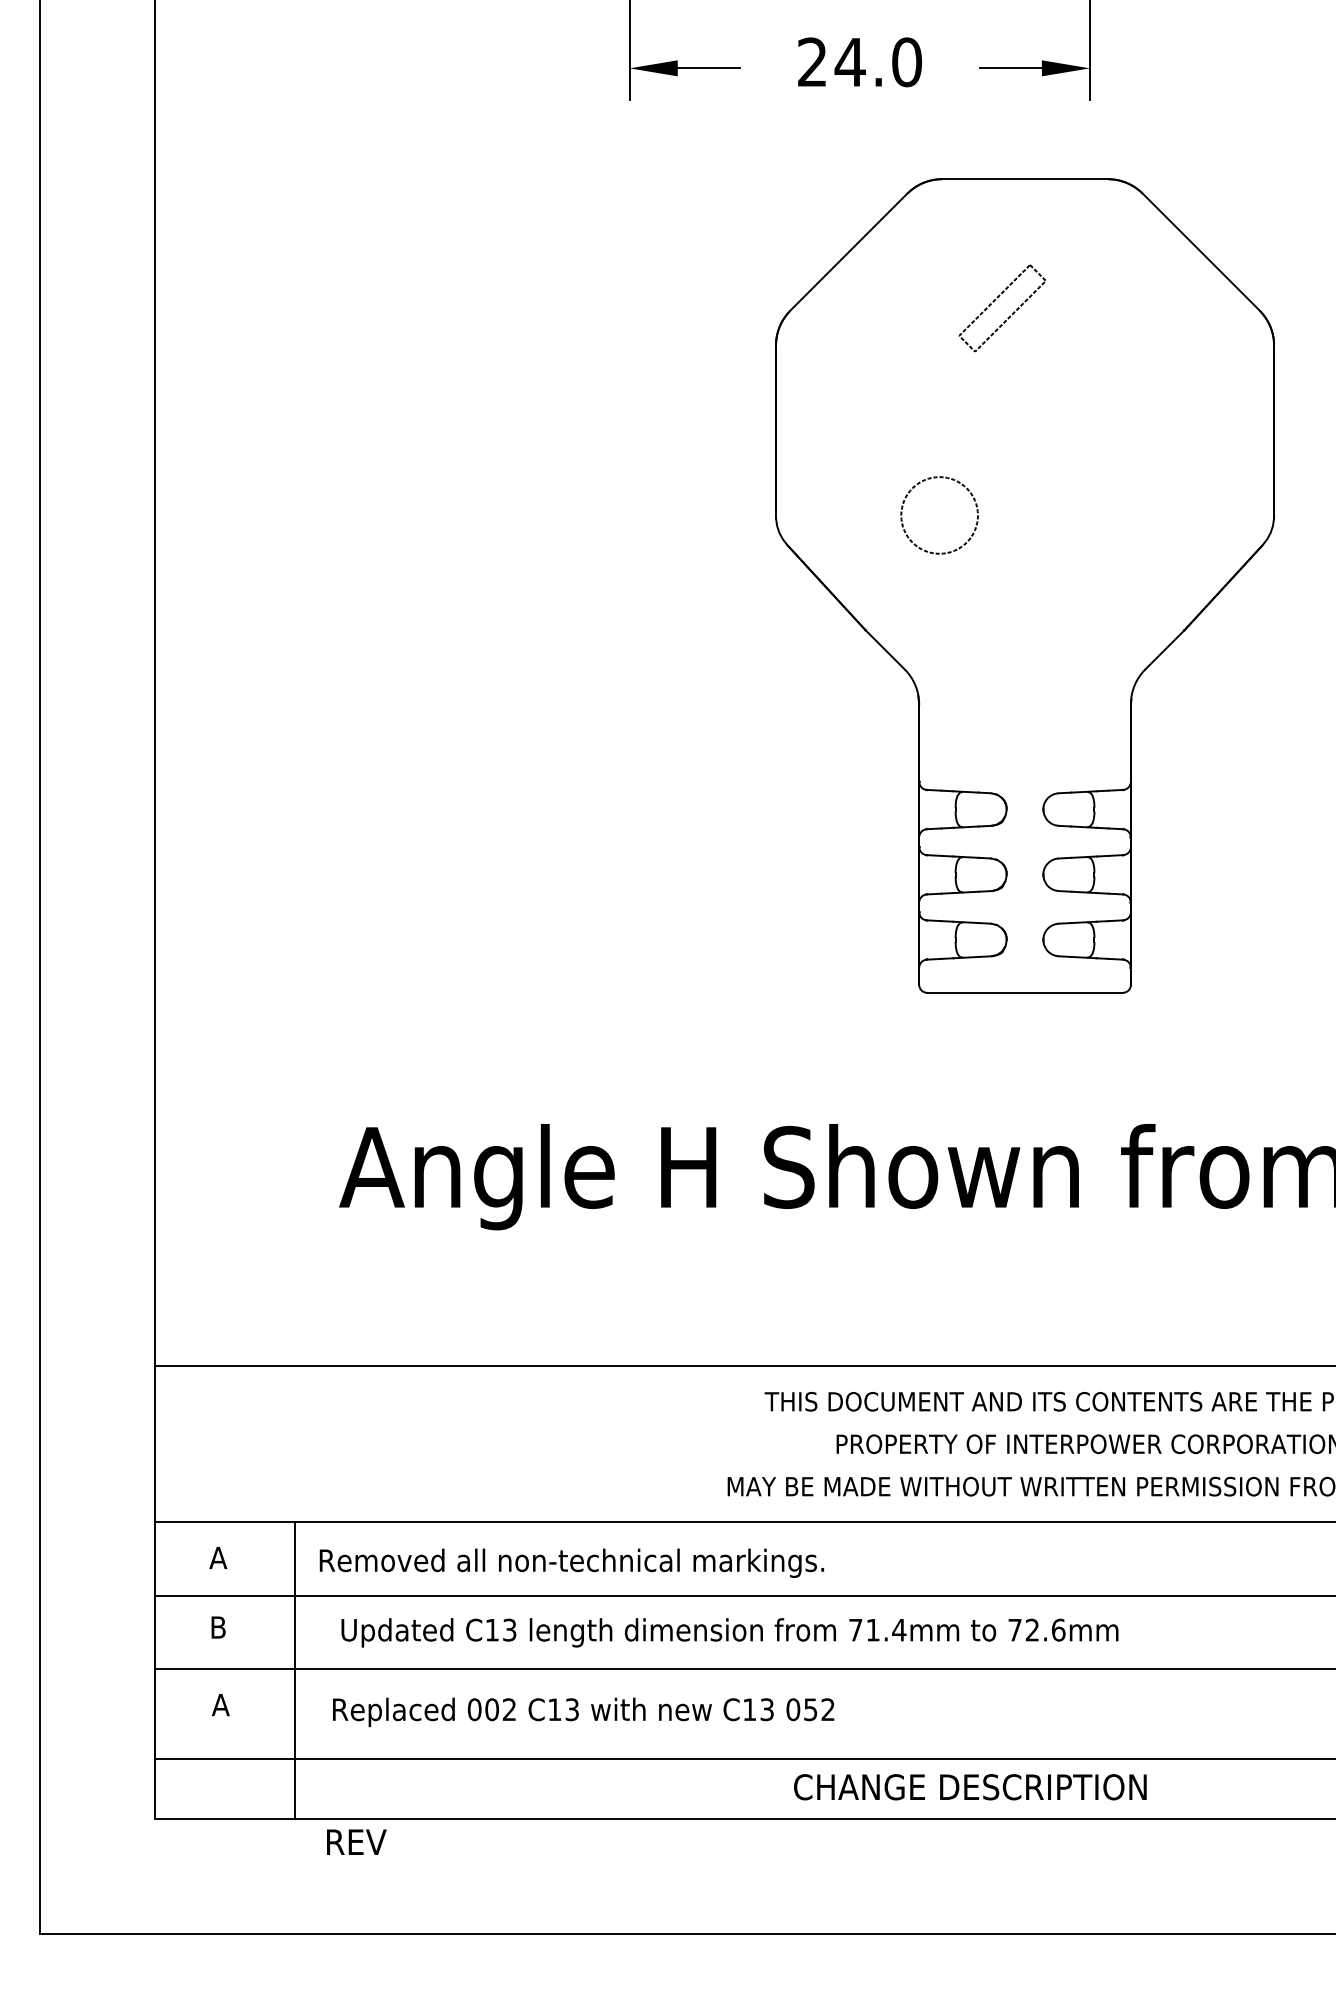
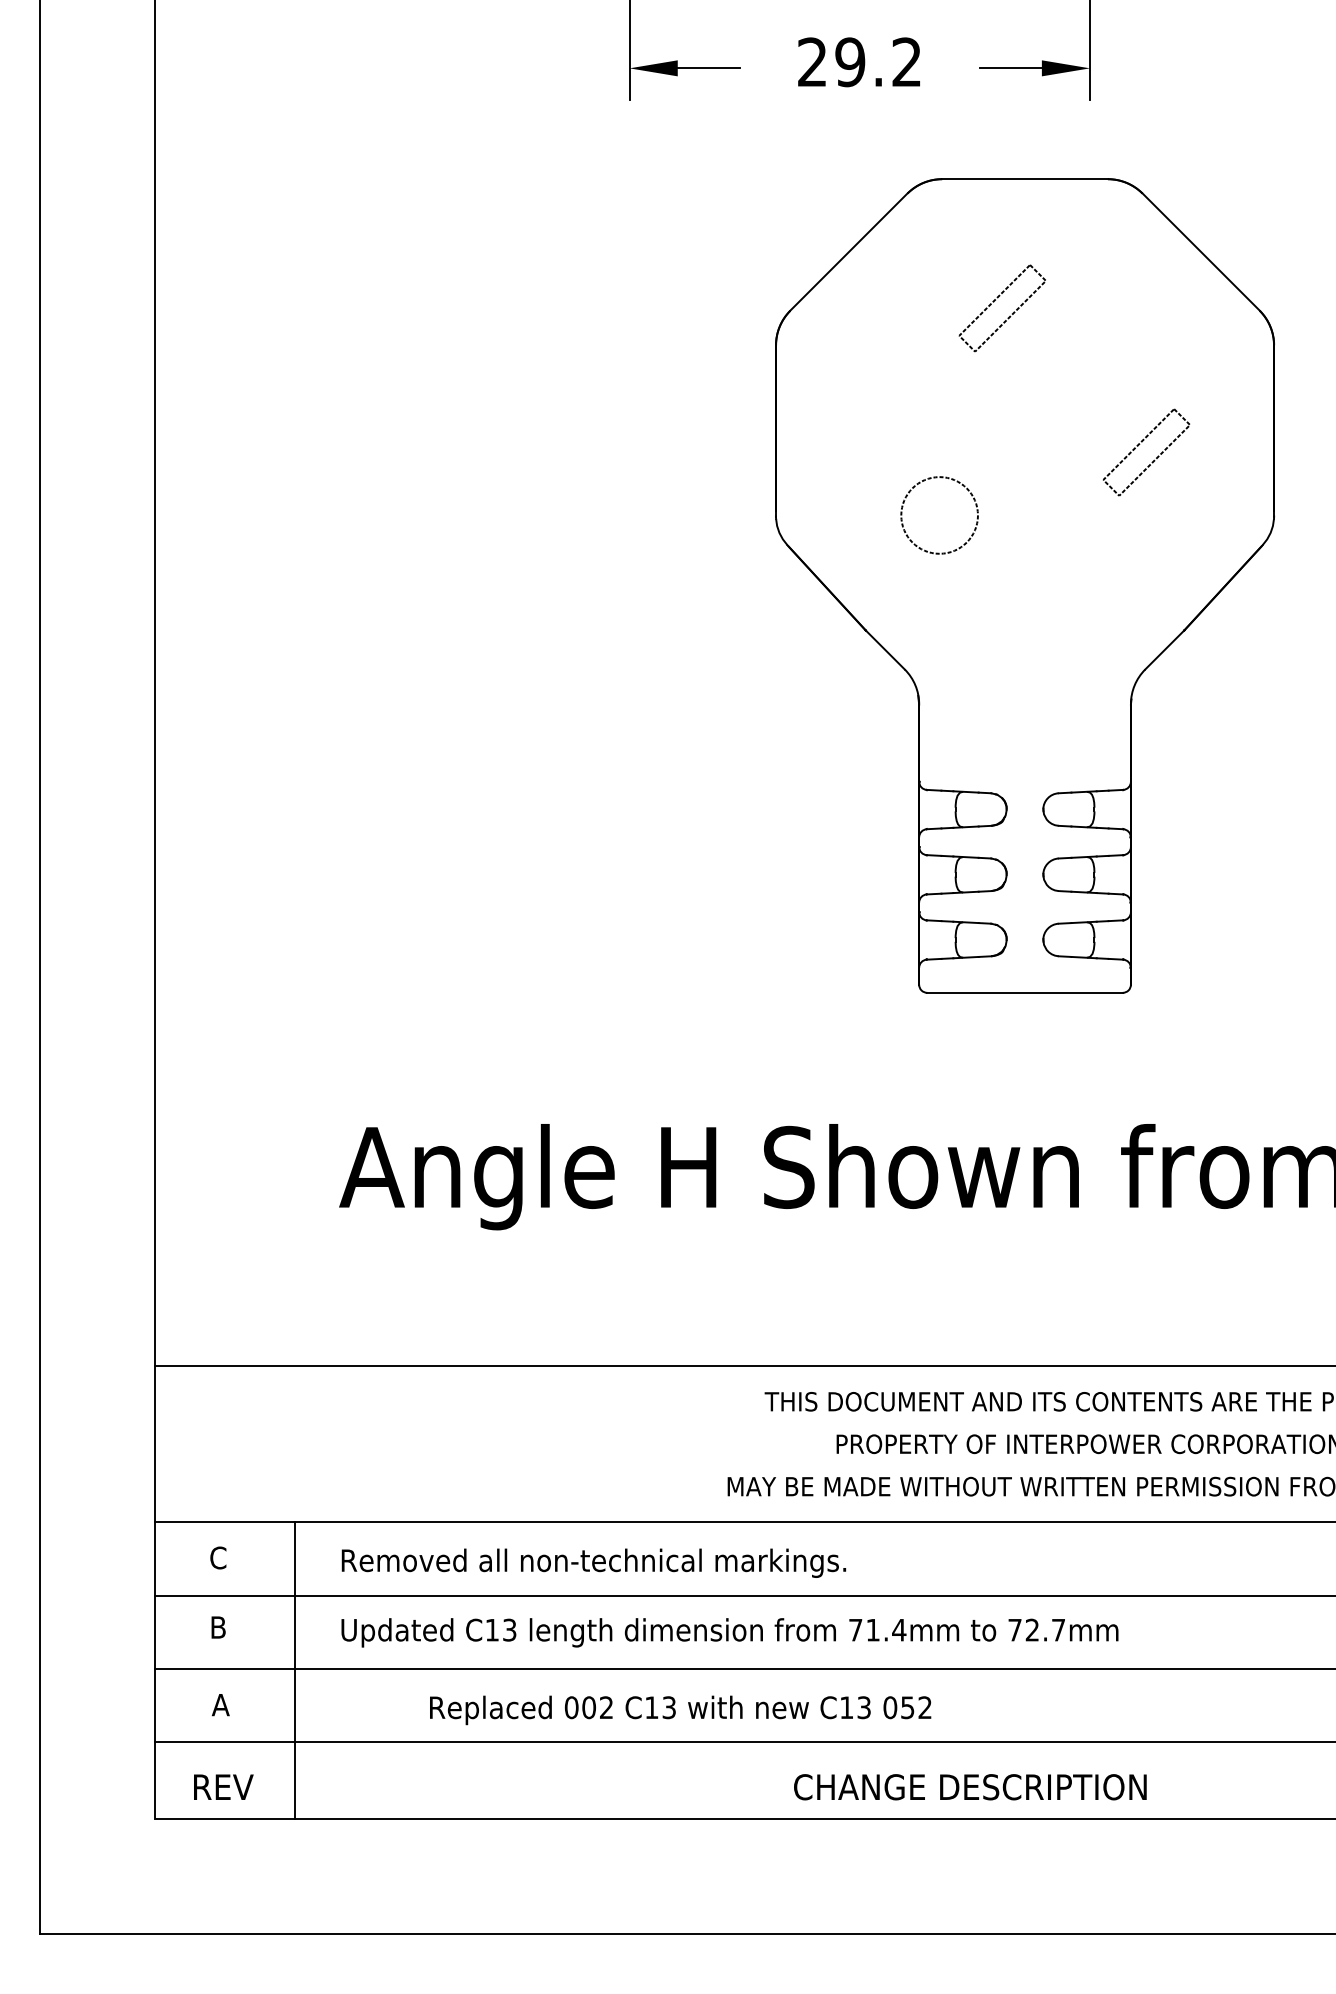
text: 24.0 -> 29.2 (877, 62)
part: none -> present (1139, 445)
text: A -> C (218, 1557)
text position: (571, 1562) -> (593, 1562) (593, 1562)
text: 72.6mm -> 72.7mm (1058, 1629)
text position: (583, 1712) -> (680, 1710) (680, 1710)
line position: (743, 1759) -> (743, 1742) (743, 1742)
text position: (356, 1841) -> (223, 1786) (223, 1786)
